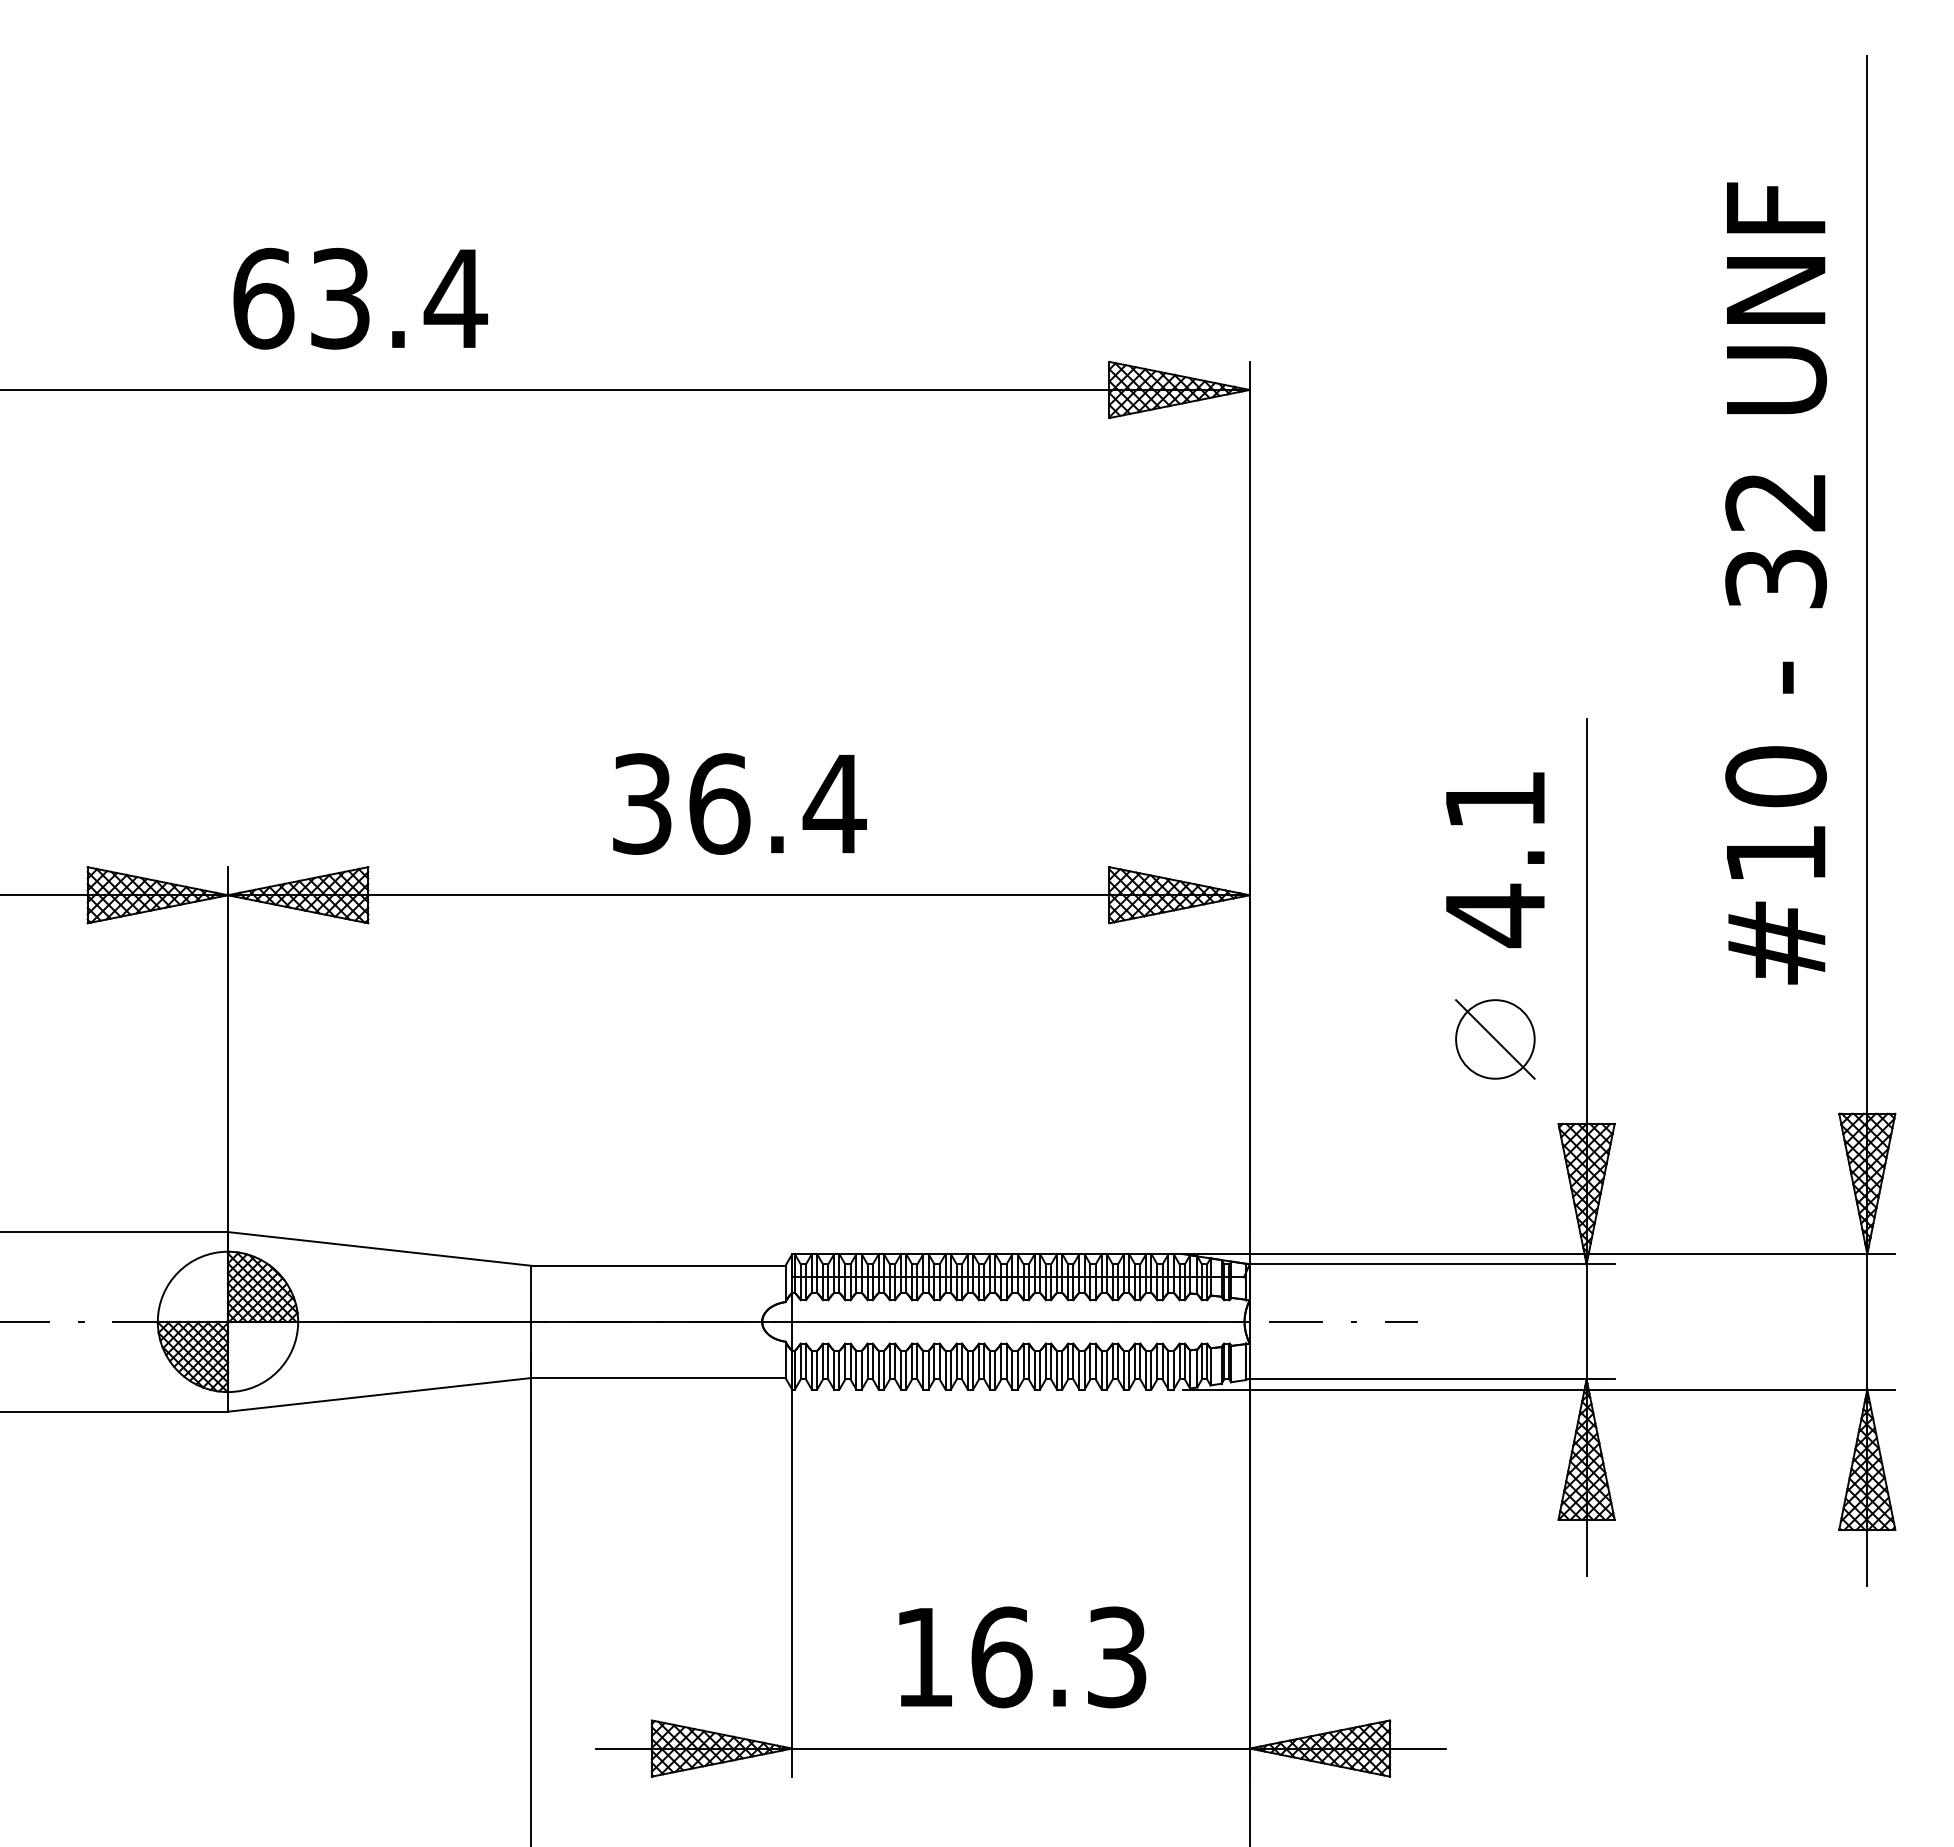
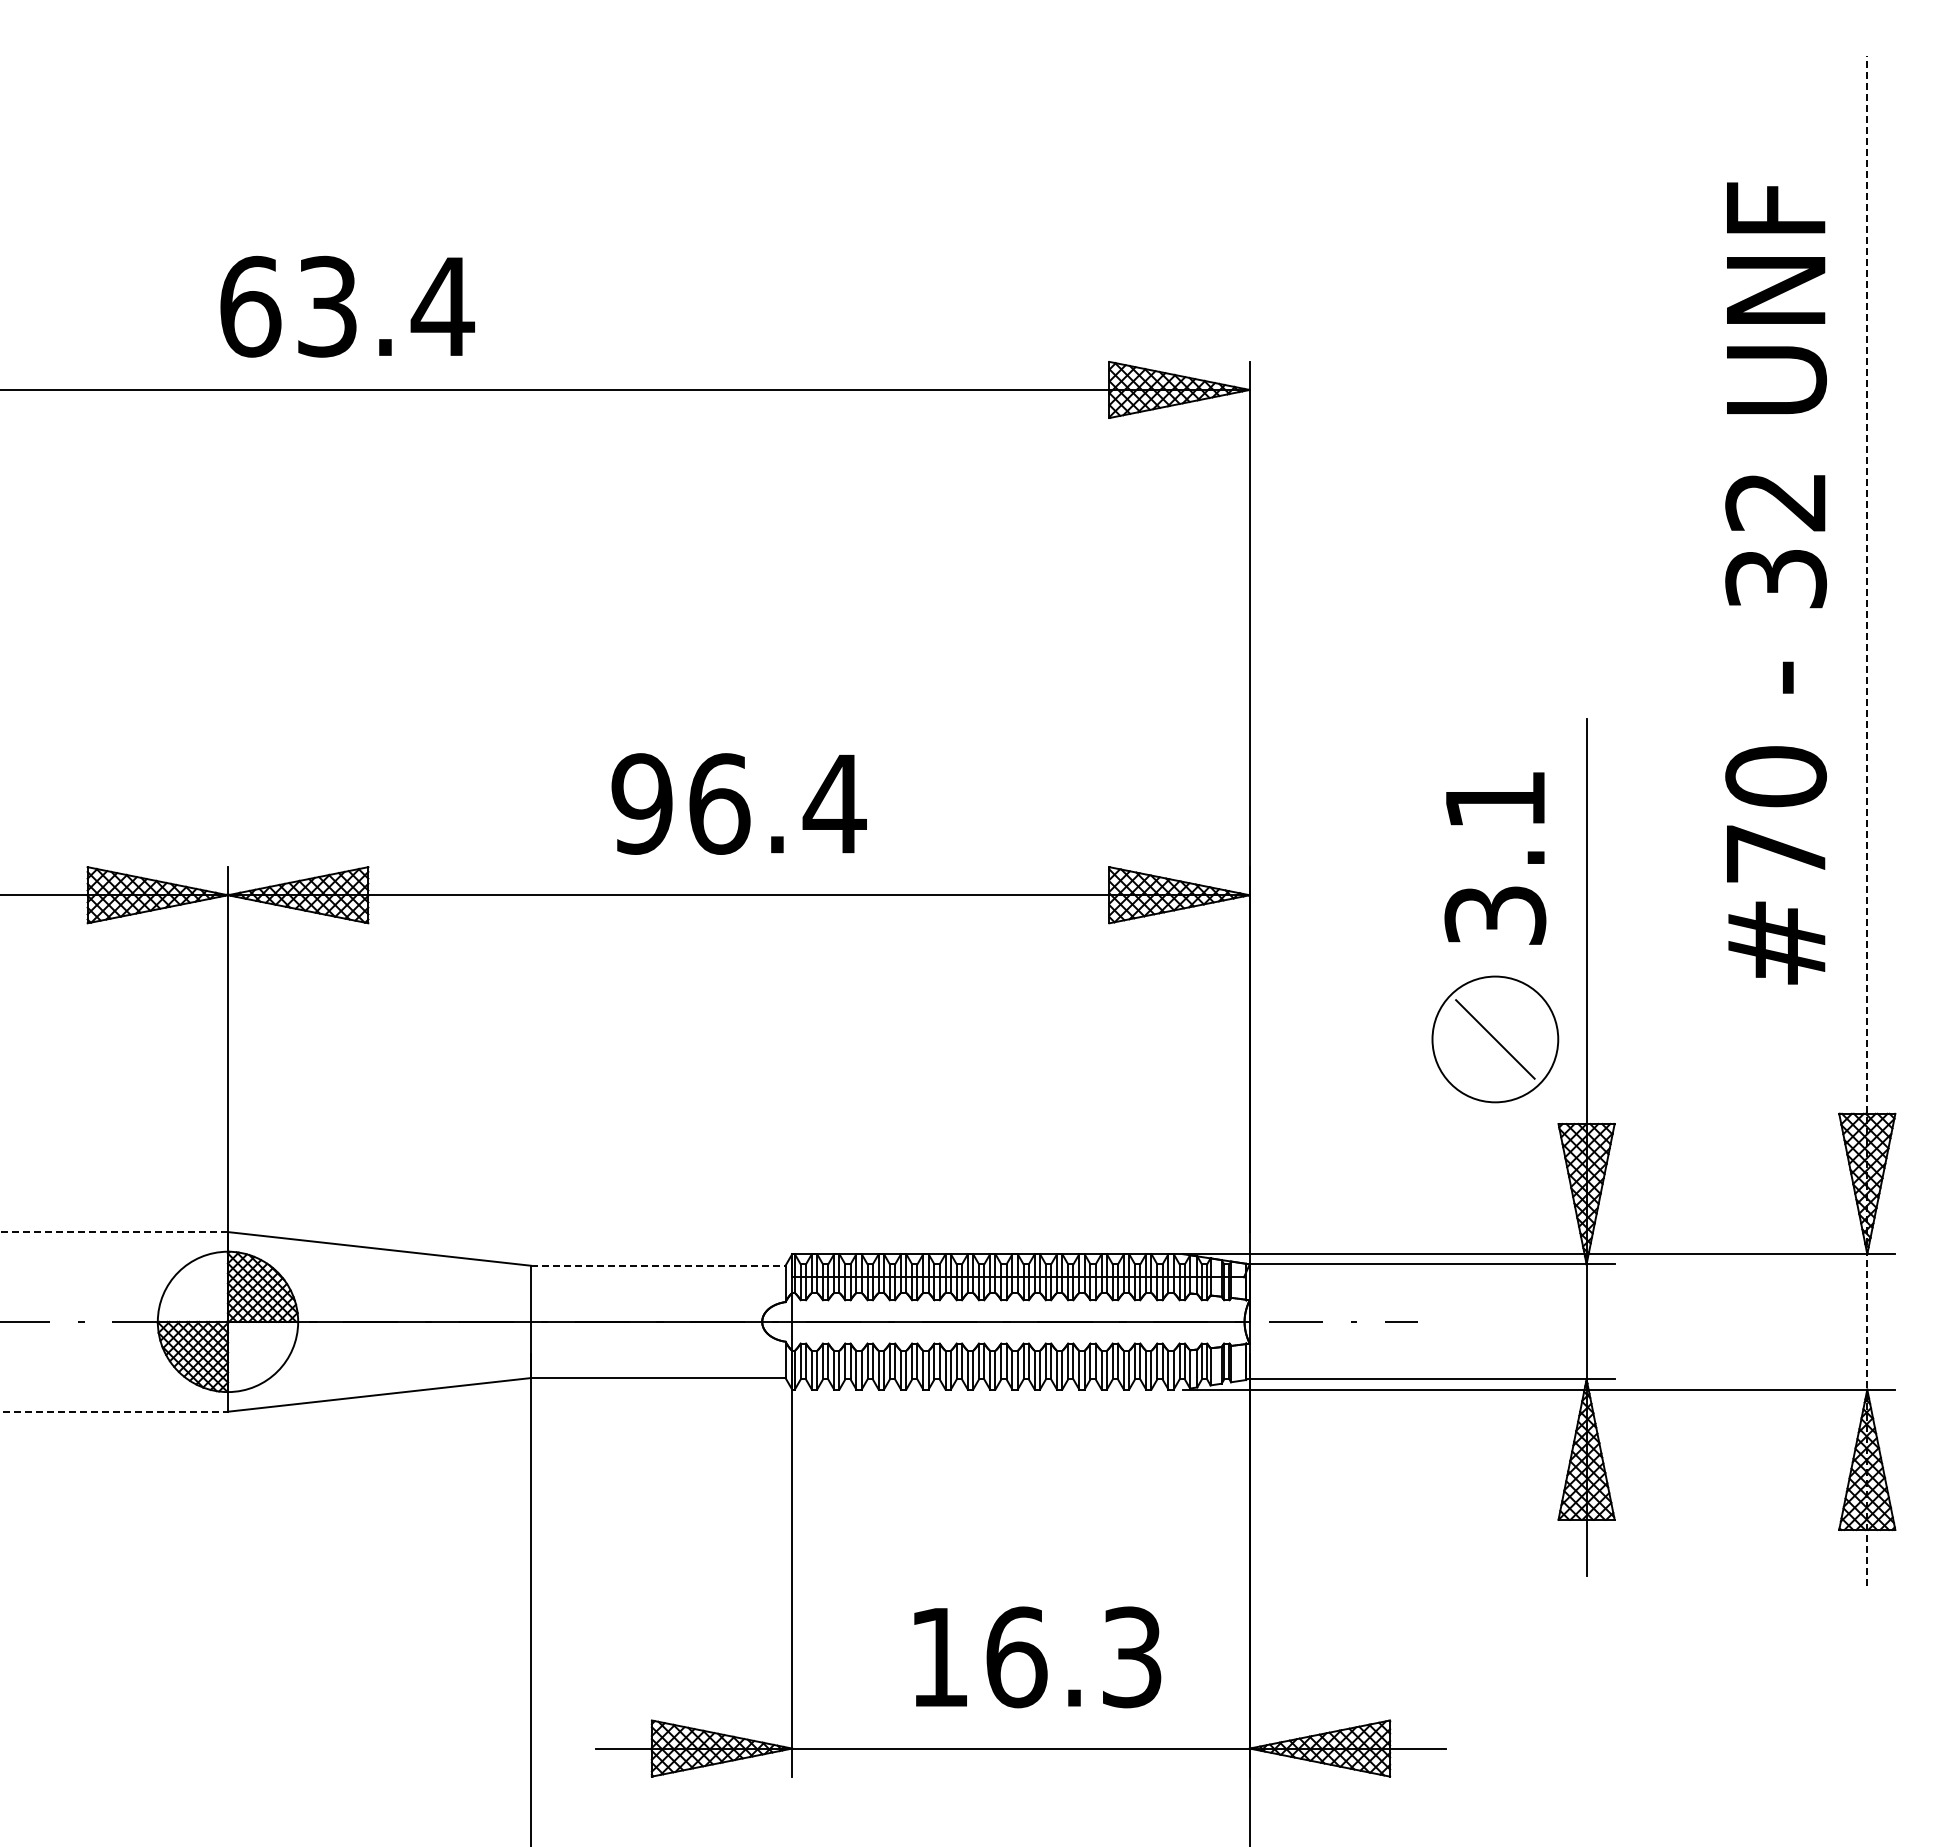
text position: (360, 298) -> (347, 306) (347, 306)
text: 36.4 -> 96.4 (641, 803)
line: solid -> dashed (1867, 820)
text: #10 -> #70 (1776, 853)
text: 4.1 -> 3.1 (1495, 915)
circle diameter: 79 px -> 126 px (1495, 1039)
line: solid -> dashed (114, 1232)
line: solid -> dashed (658, 1265)
line: solid -> dashed (114, 1411)
text position: (1022, 1657) -> (1037, 1657) (1037, 1657)
